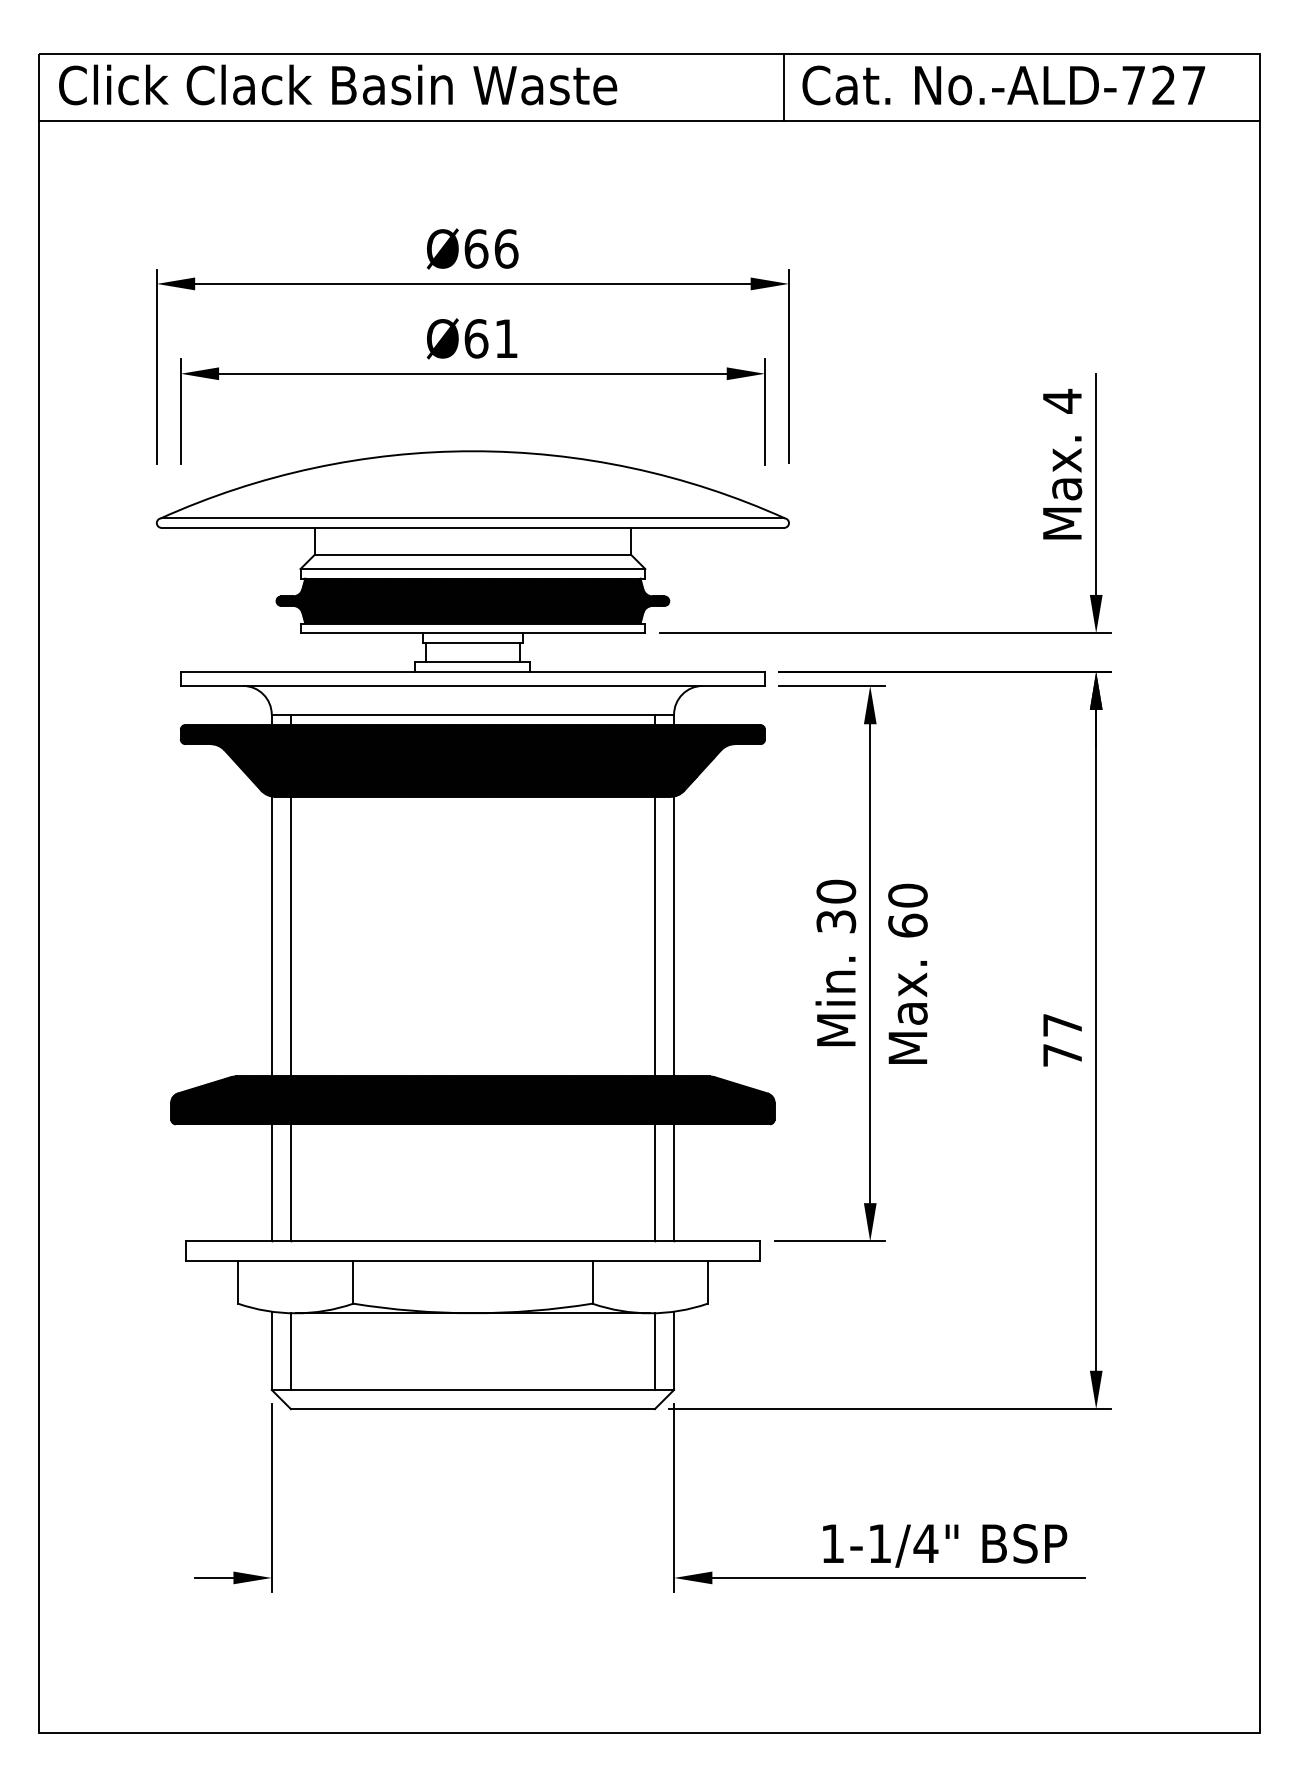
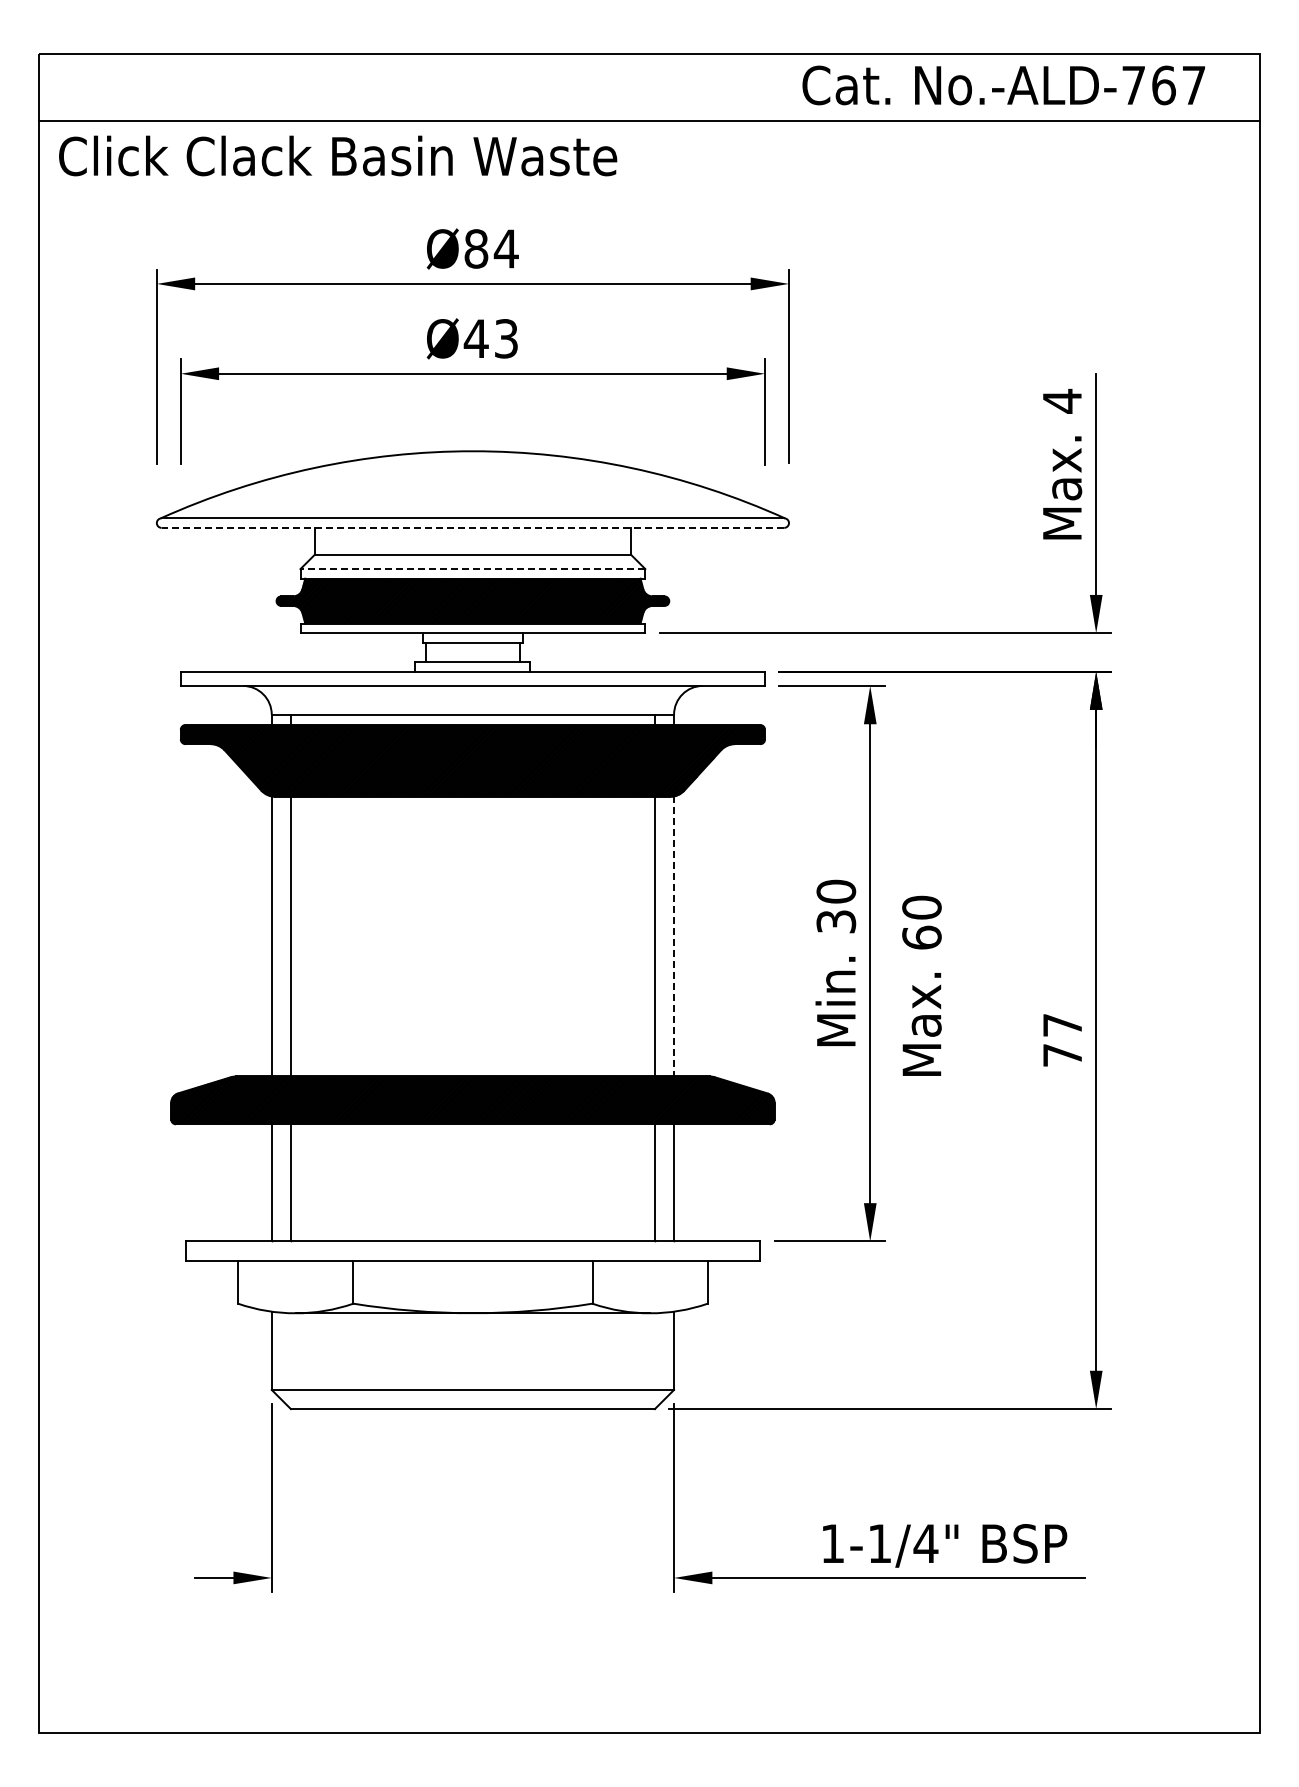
text position: (338, 84) -> (338, 155) (338, 155)
text: No.-ALD-727 -> No.-ALD-767 (1163, 85)
line: present -> none (783, 86)
text: Ø66 -> Ø84 (491, 248)
text: Ø61 -> Ø43 (490, 338)
line: solid -> dashed (472, 527)
line: solid -> dashed (472, 569)
line: solid -> dashed (674, 936)
text position: (907, 973) -> (921, 985) (921, 985)
line: present -> none (290, 1351)
line: present -> none (654, 1351)
